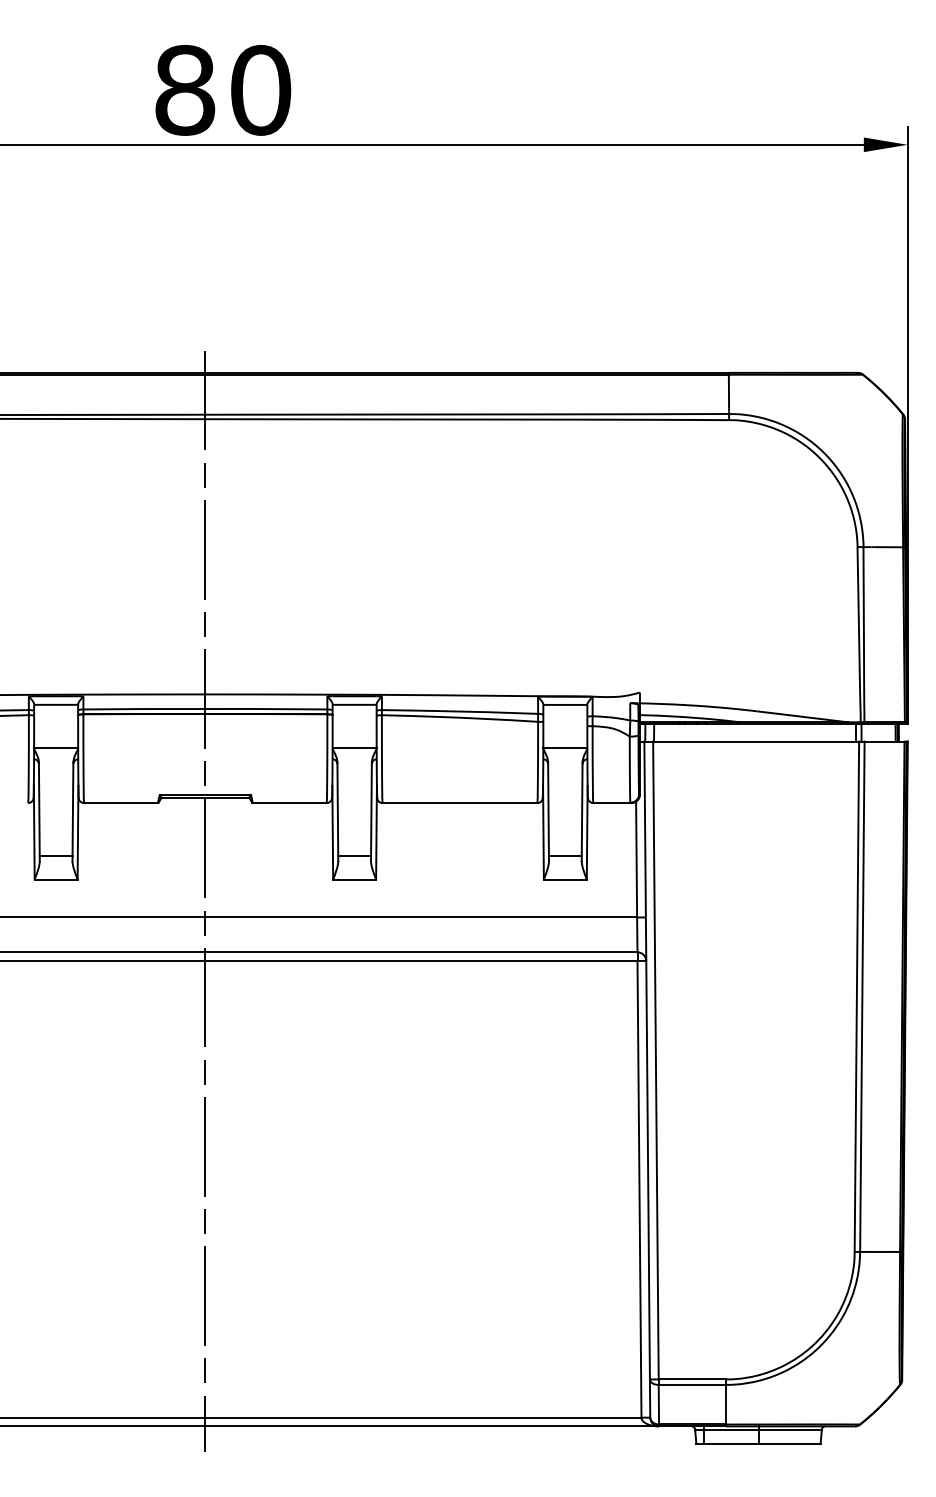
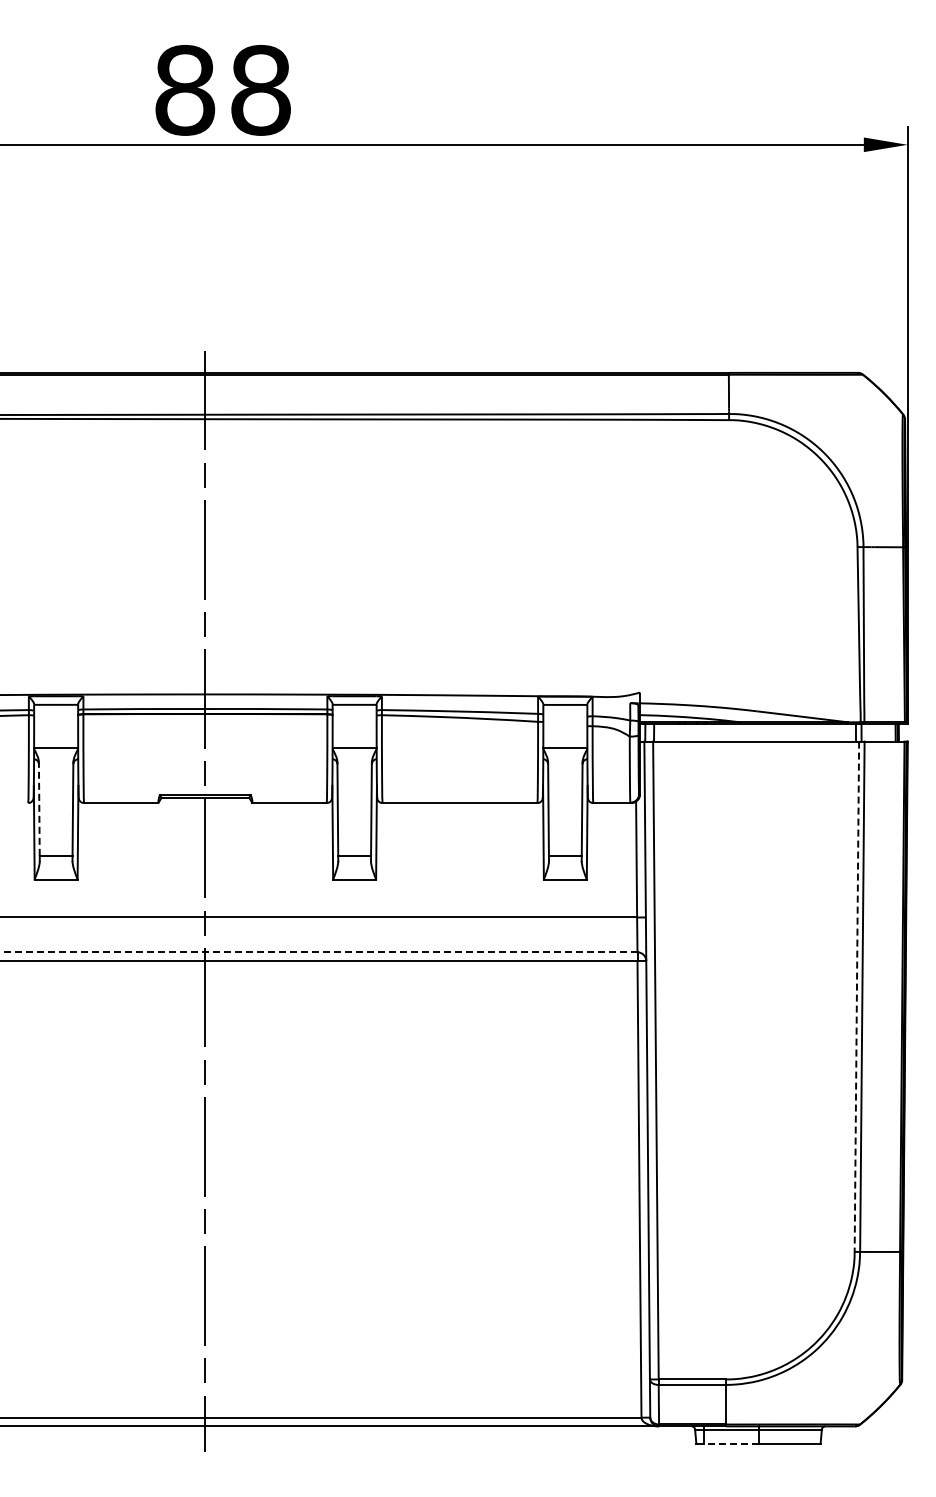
text: 80 -> 88 (261, 90)
line: solid -> dashed (39, 809)
line: solid -> dashed (318, 952)
line: solid -> dashed (856, 997)
line: solid -> dashed (730, 1443)
